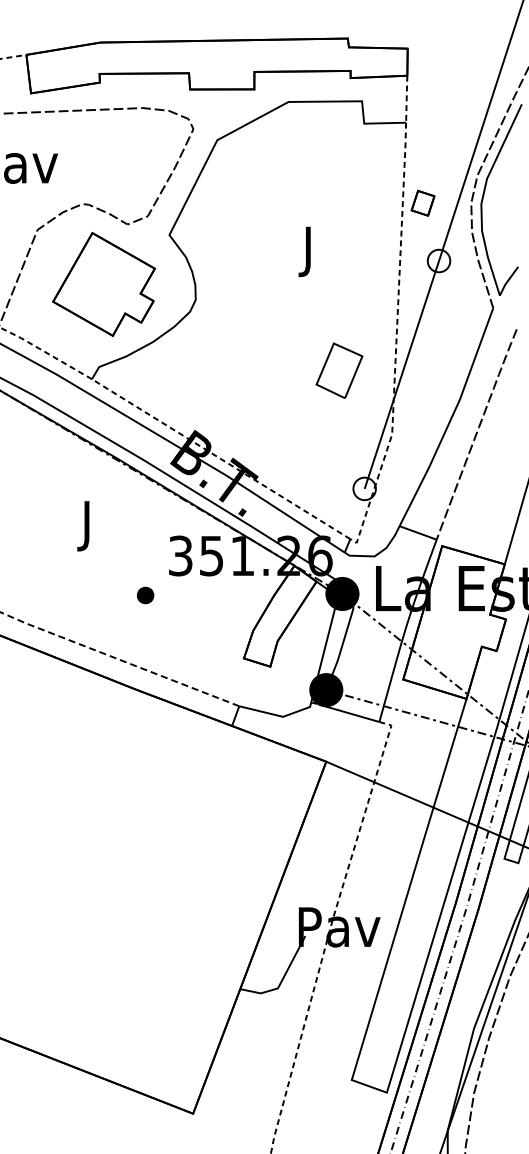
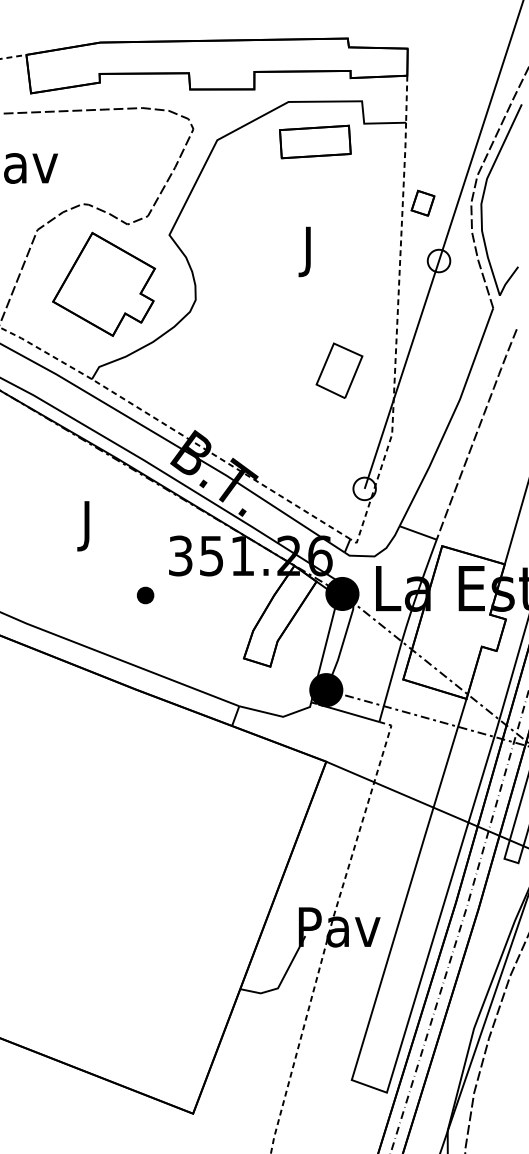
part: none -> present (315, 141)
line: dashed -> solid (118, 659)
